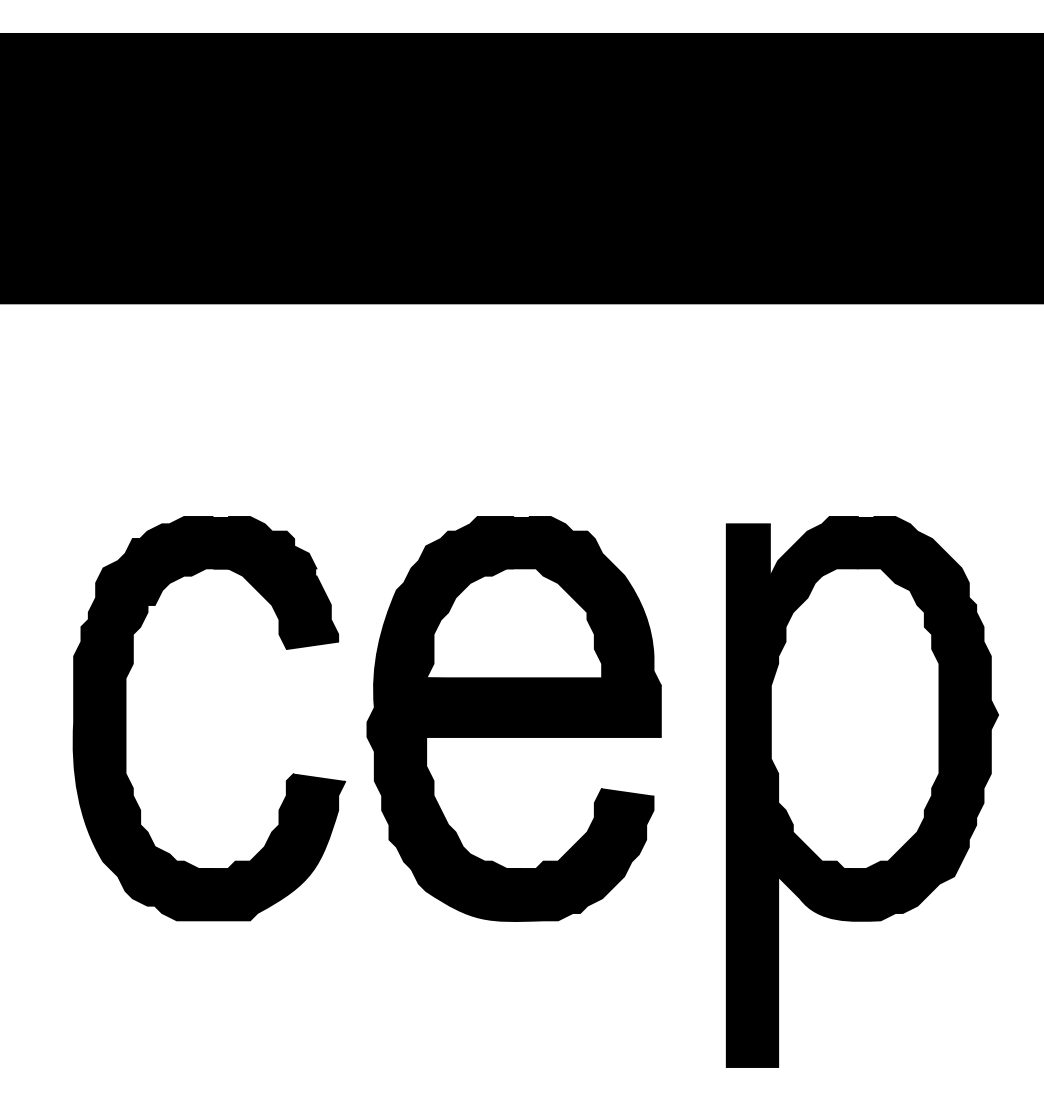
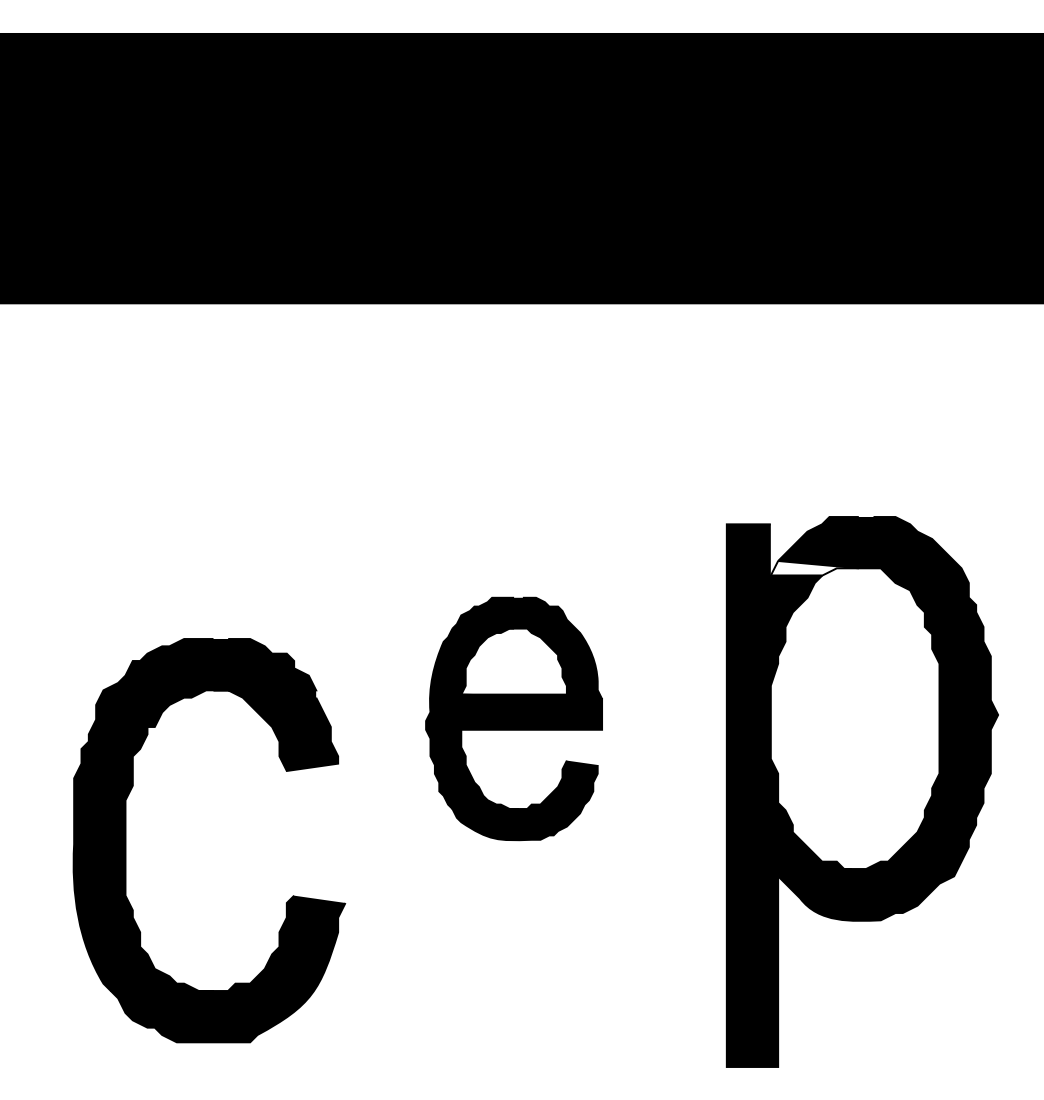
fill: present -> none (814, 567)
part position: (126, 718) -> (126, 840) (126, 840)
part size: 296x406 px -> 178x246 px (513, 718)
